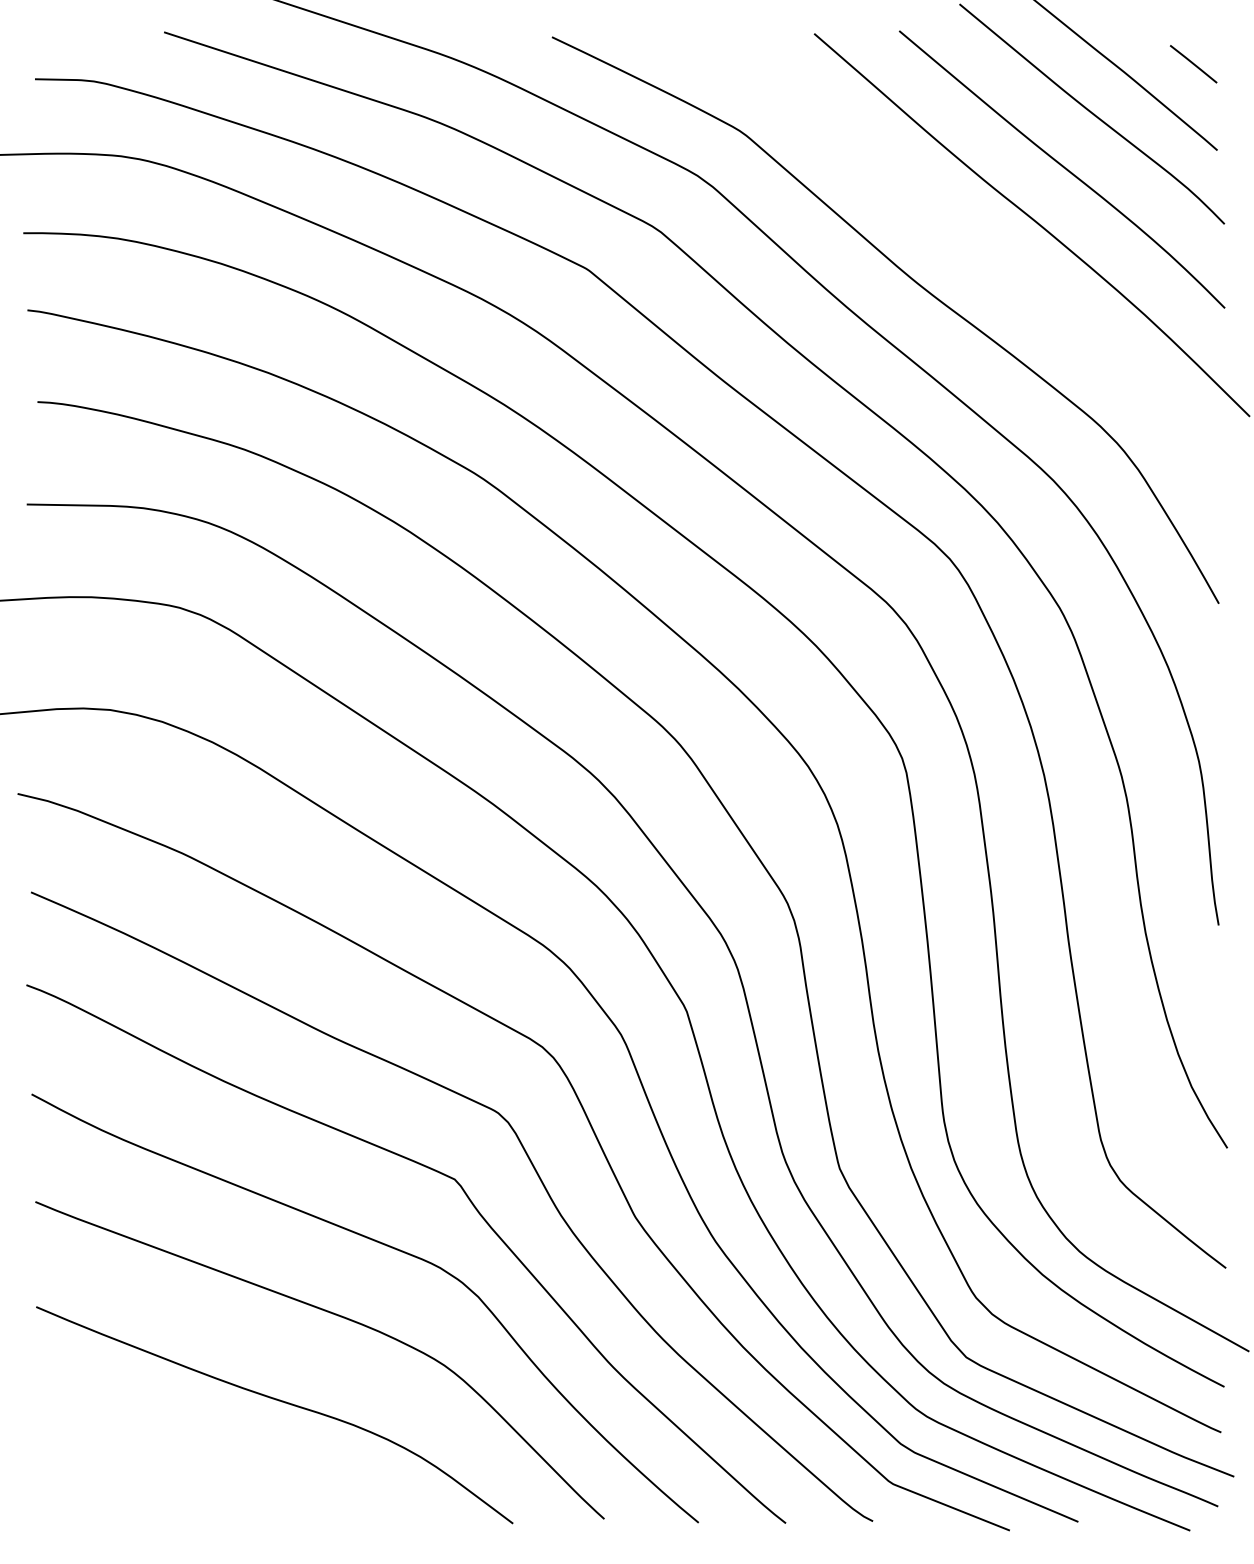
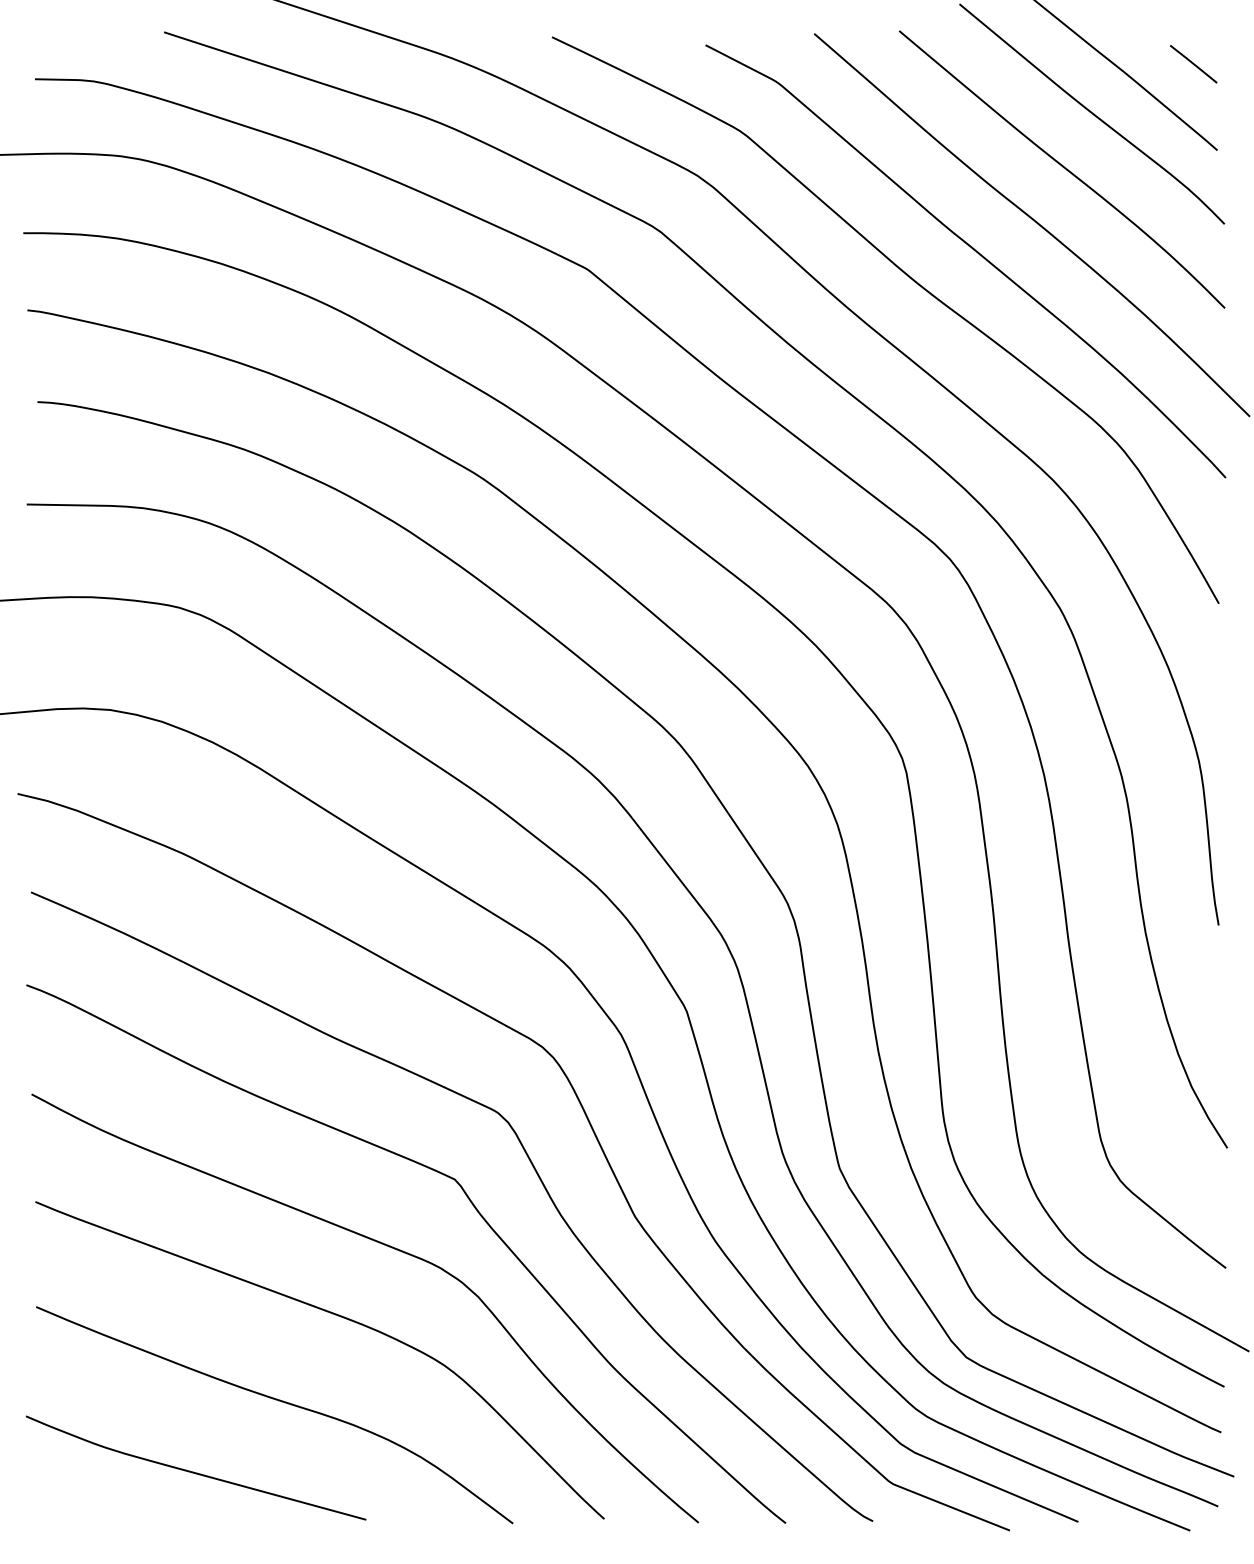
curve: none -> present (974, 251)
curve: none -> present (193, 1471)
